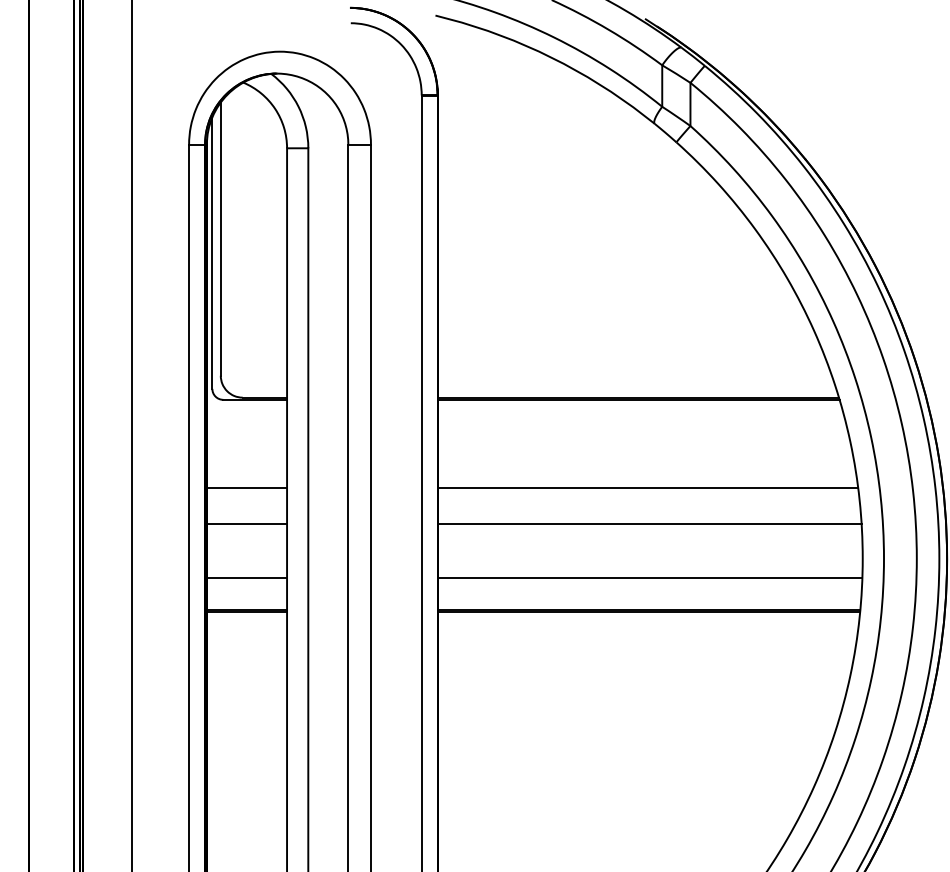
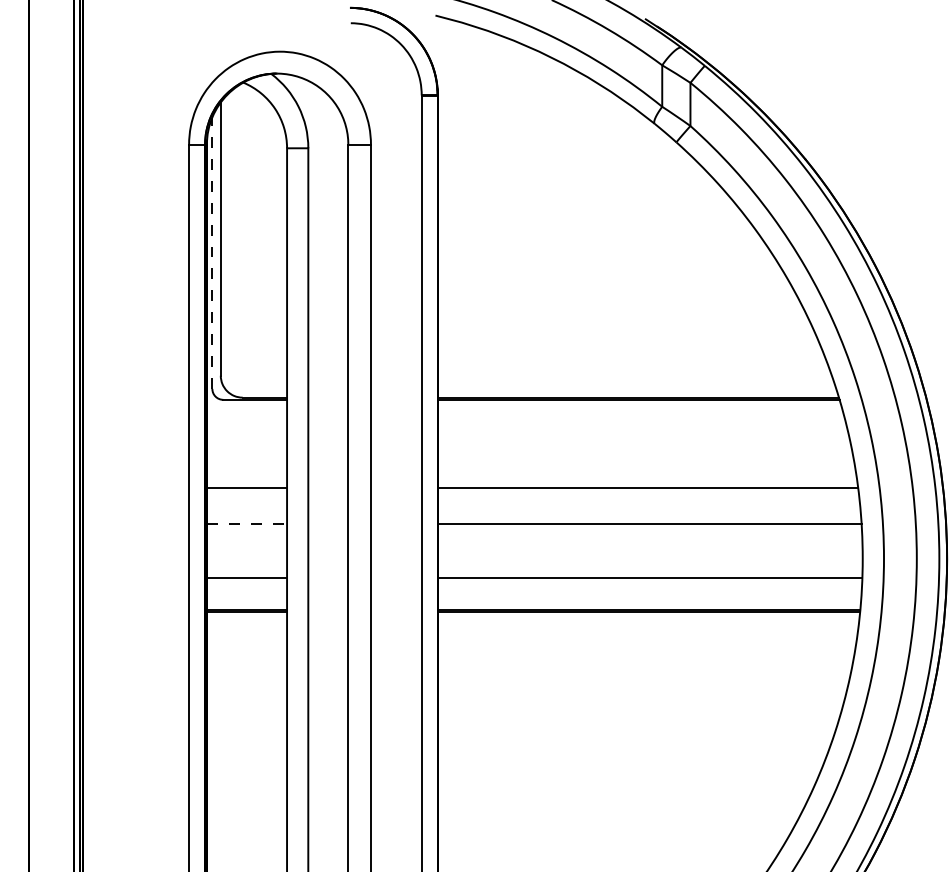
line: solid -> dashed (212, 253)
line: present -> none (131, 435)
line: solid -> dashed (247, 524)
